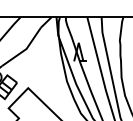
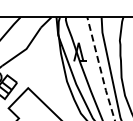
line: solid -> dashed (100, 69)
